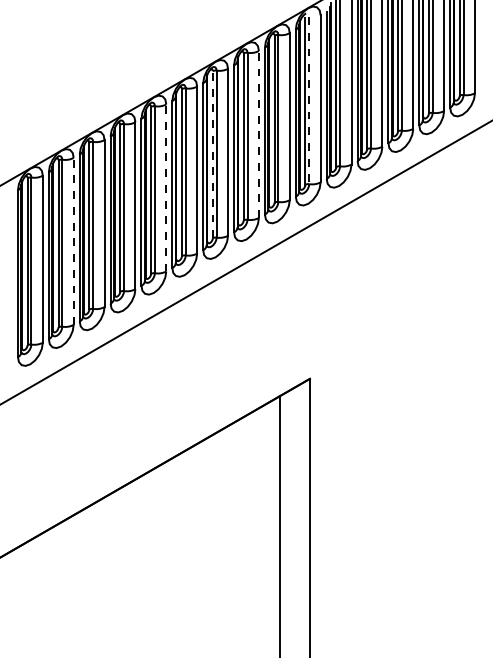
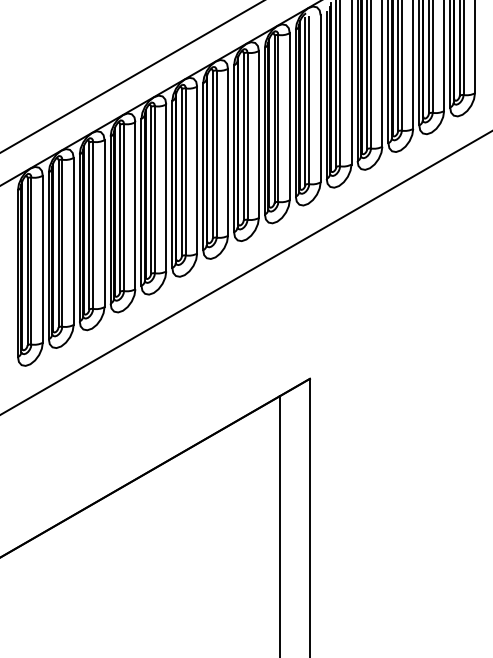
line: none -> present (131, 76)
line: dashed -> solid (309, 101)
line: dashed -> solid (258, 134)
line: dashed -> solid (212, 154)
line: dashed -> solid (166, 187)
line: dashed -> solid (73, 240)
line position: (245, 262) -> (245, 272) (245, 272)
